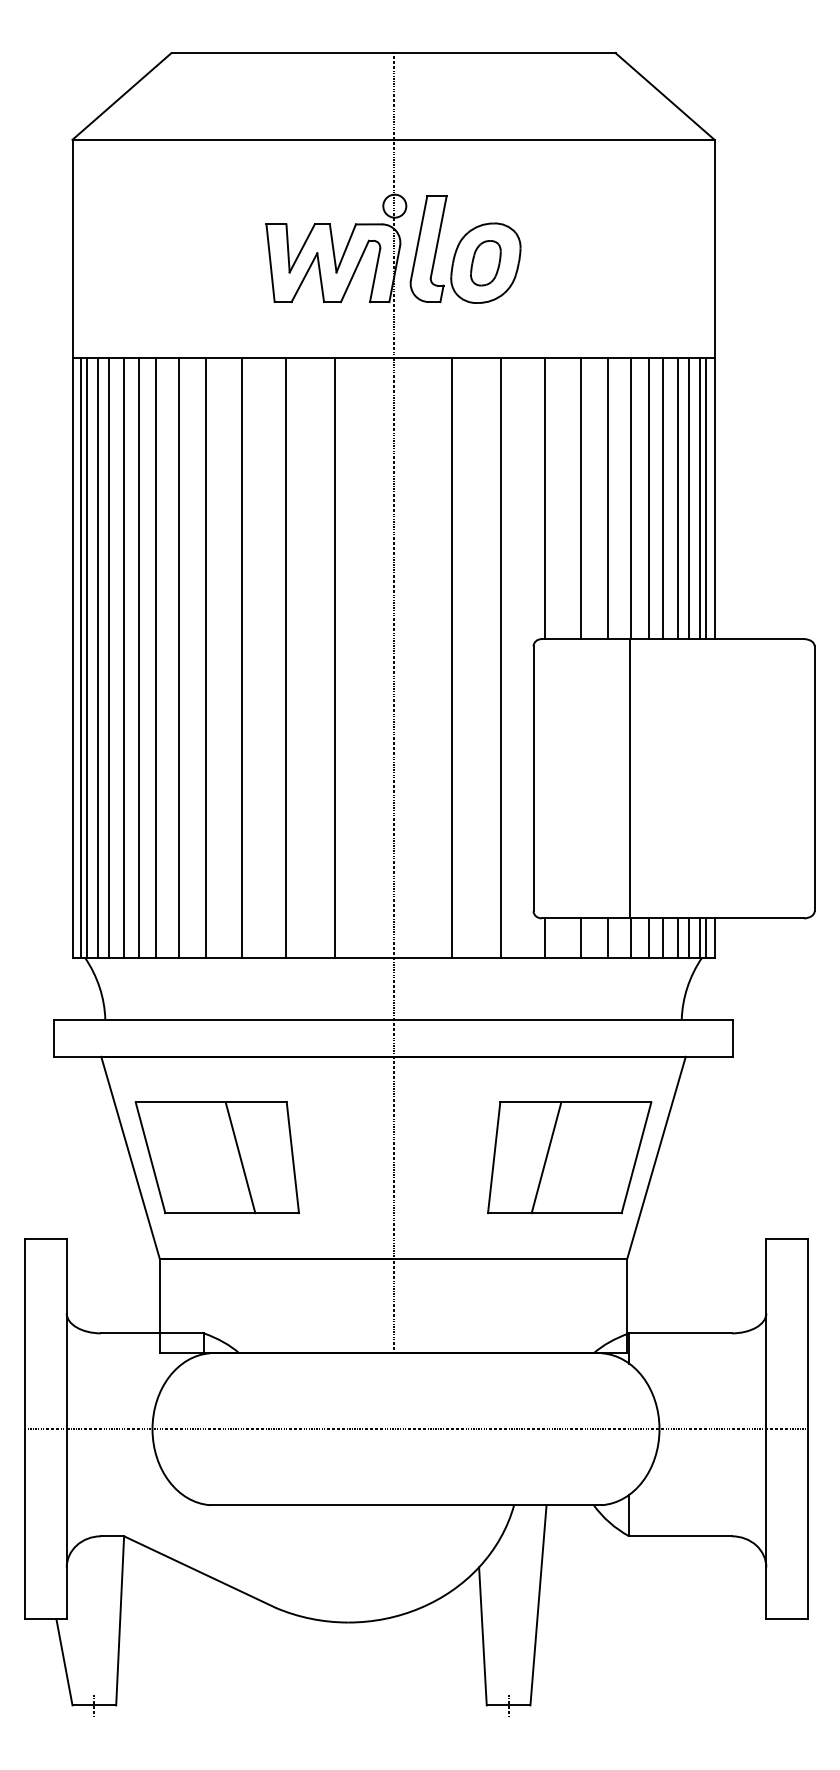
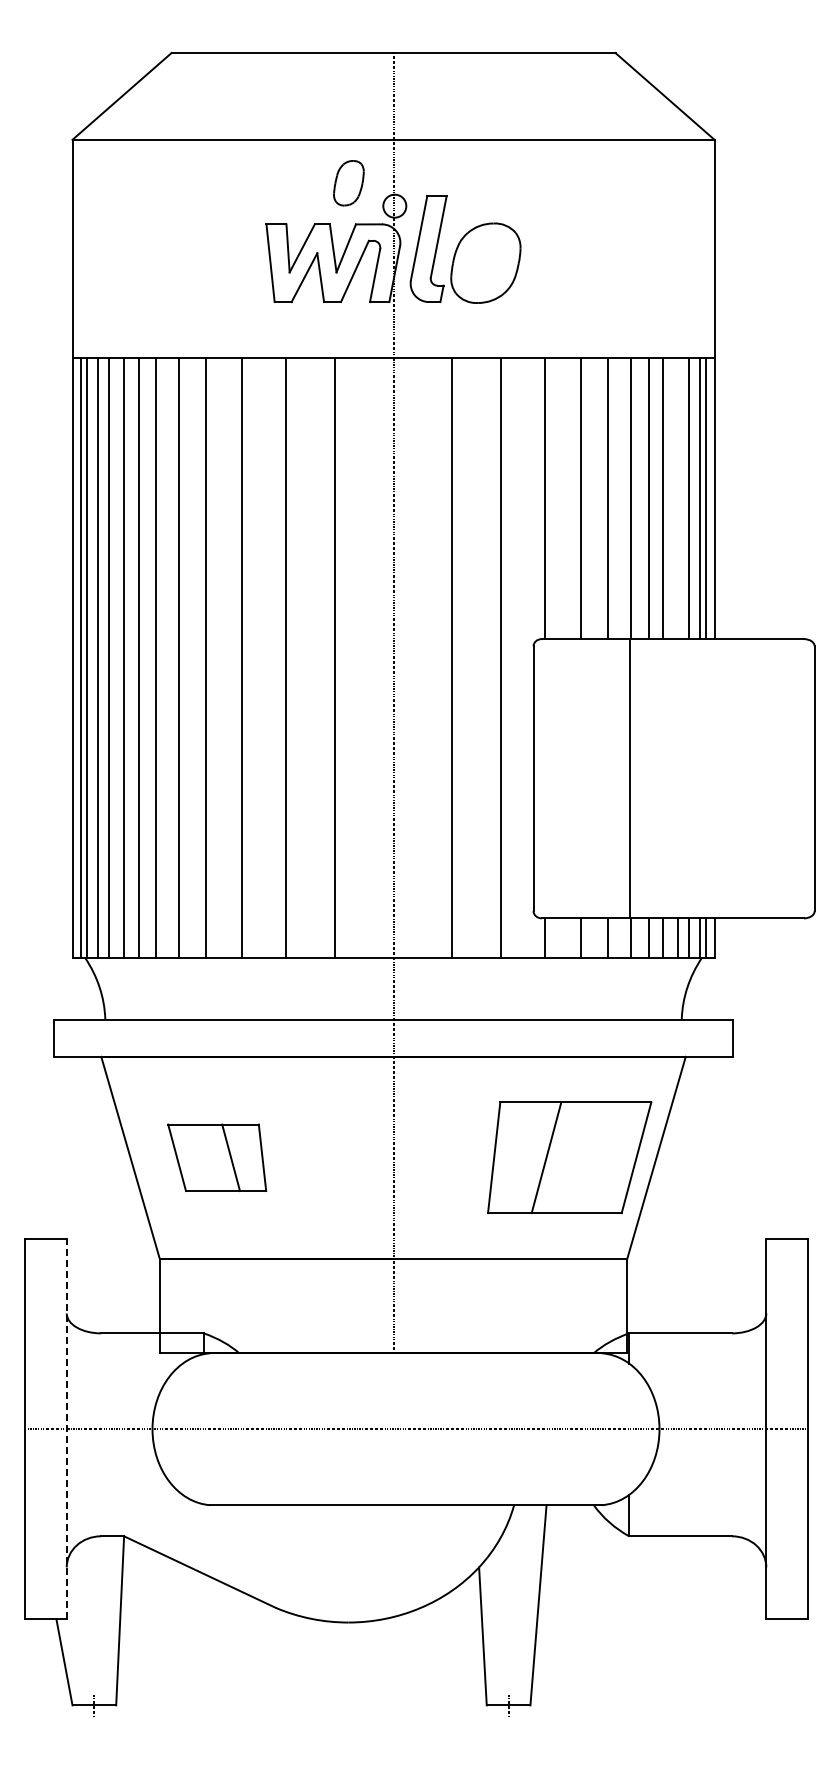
part position: (485, 263) -> (348, 183) (348, 183)
line: present -> none (678, 498)
part size: 166x114 px -> 101x70 px (217, 1157)
line: solid -> dashed (66, 1429)
